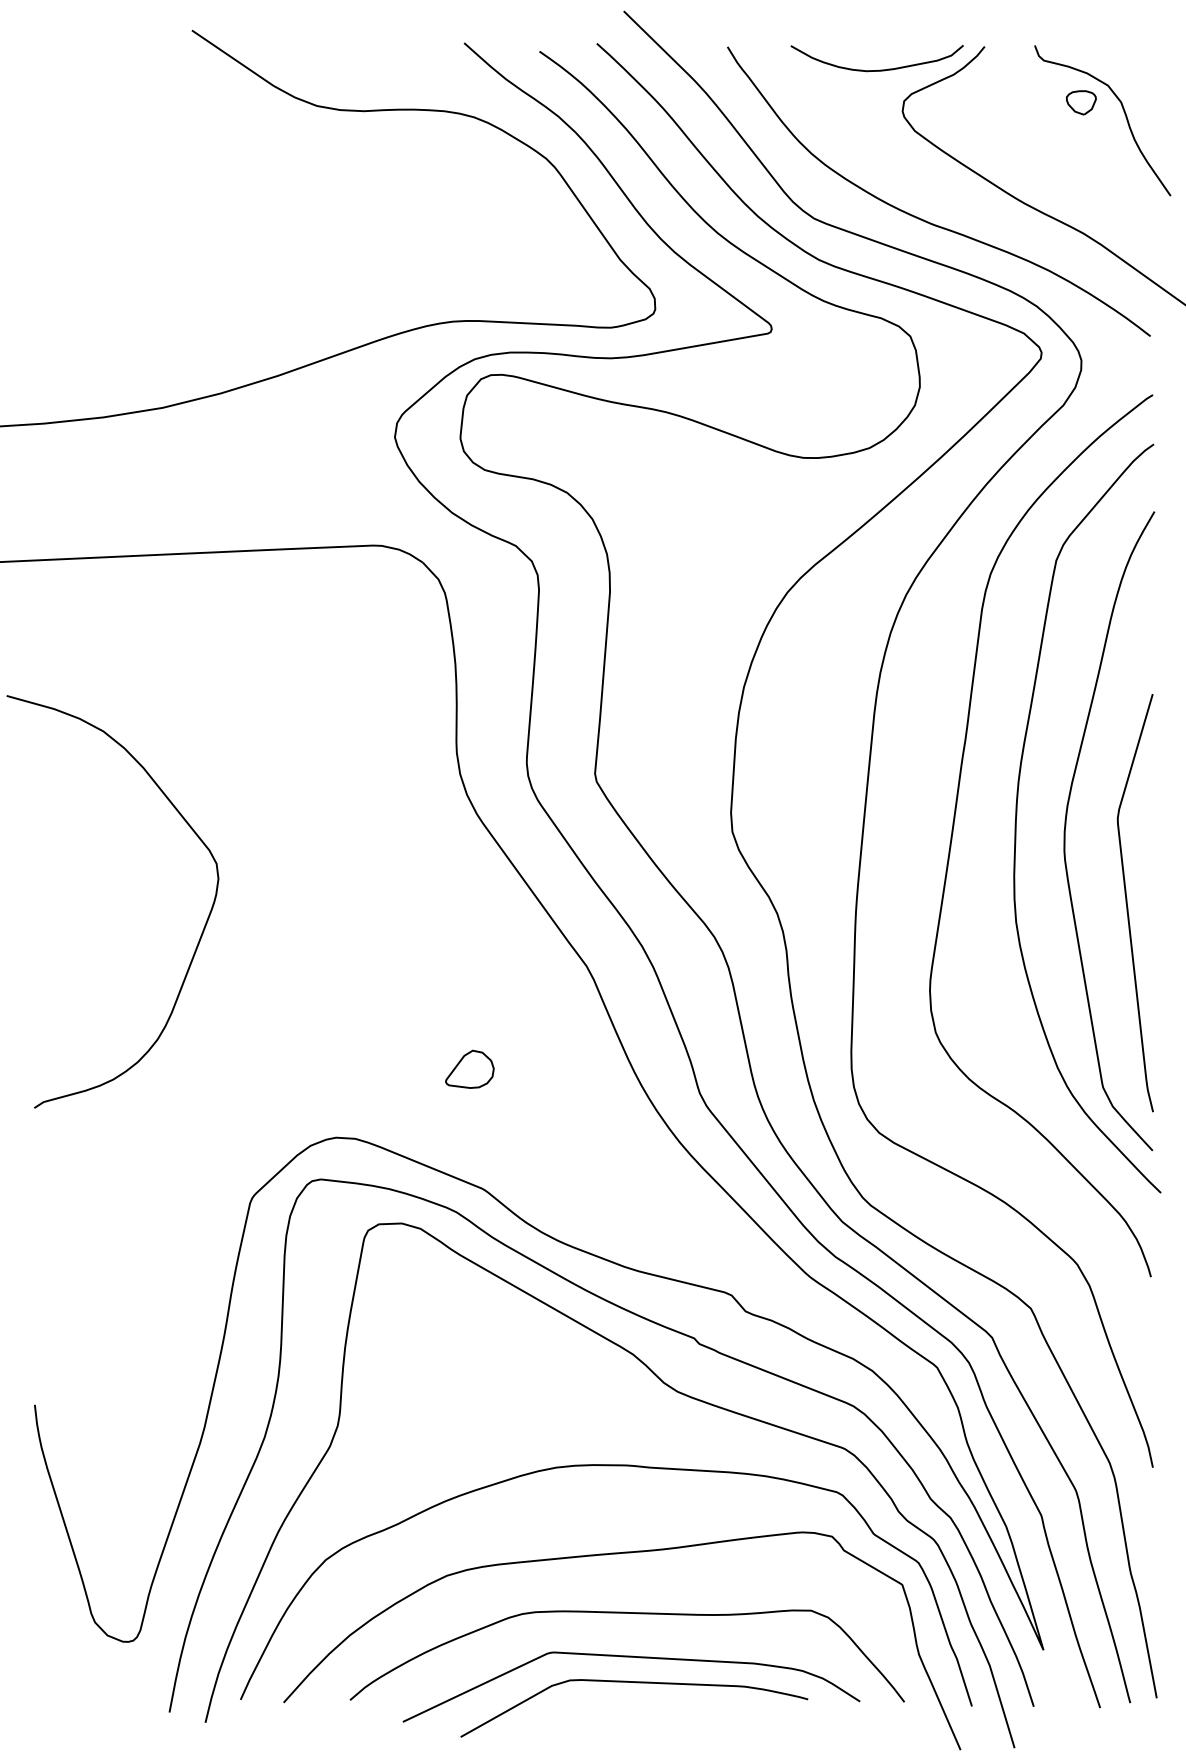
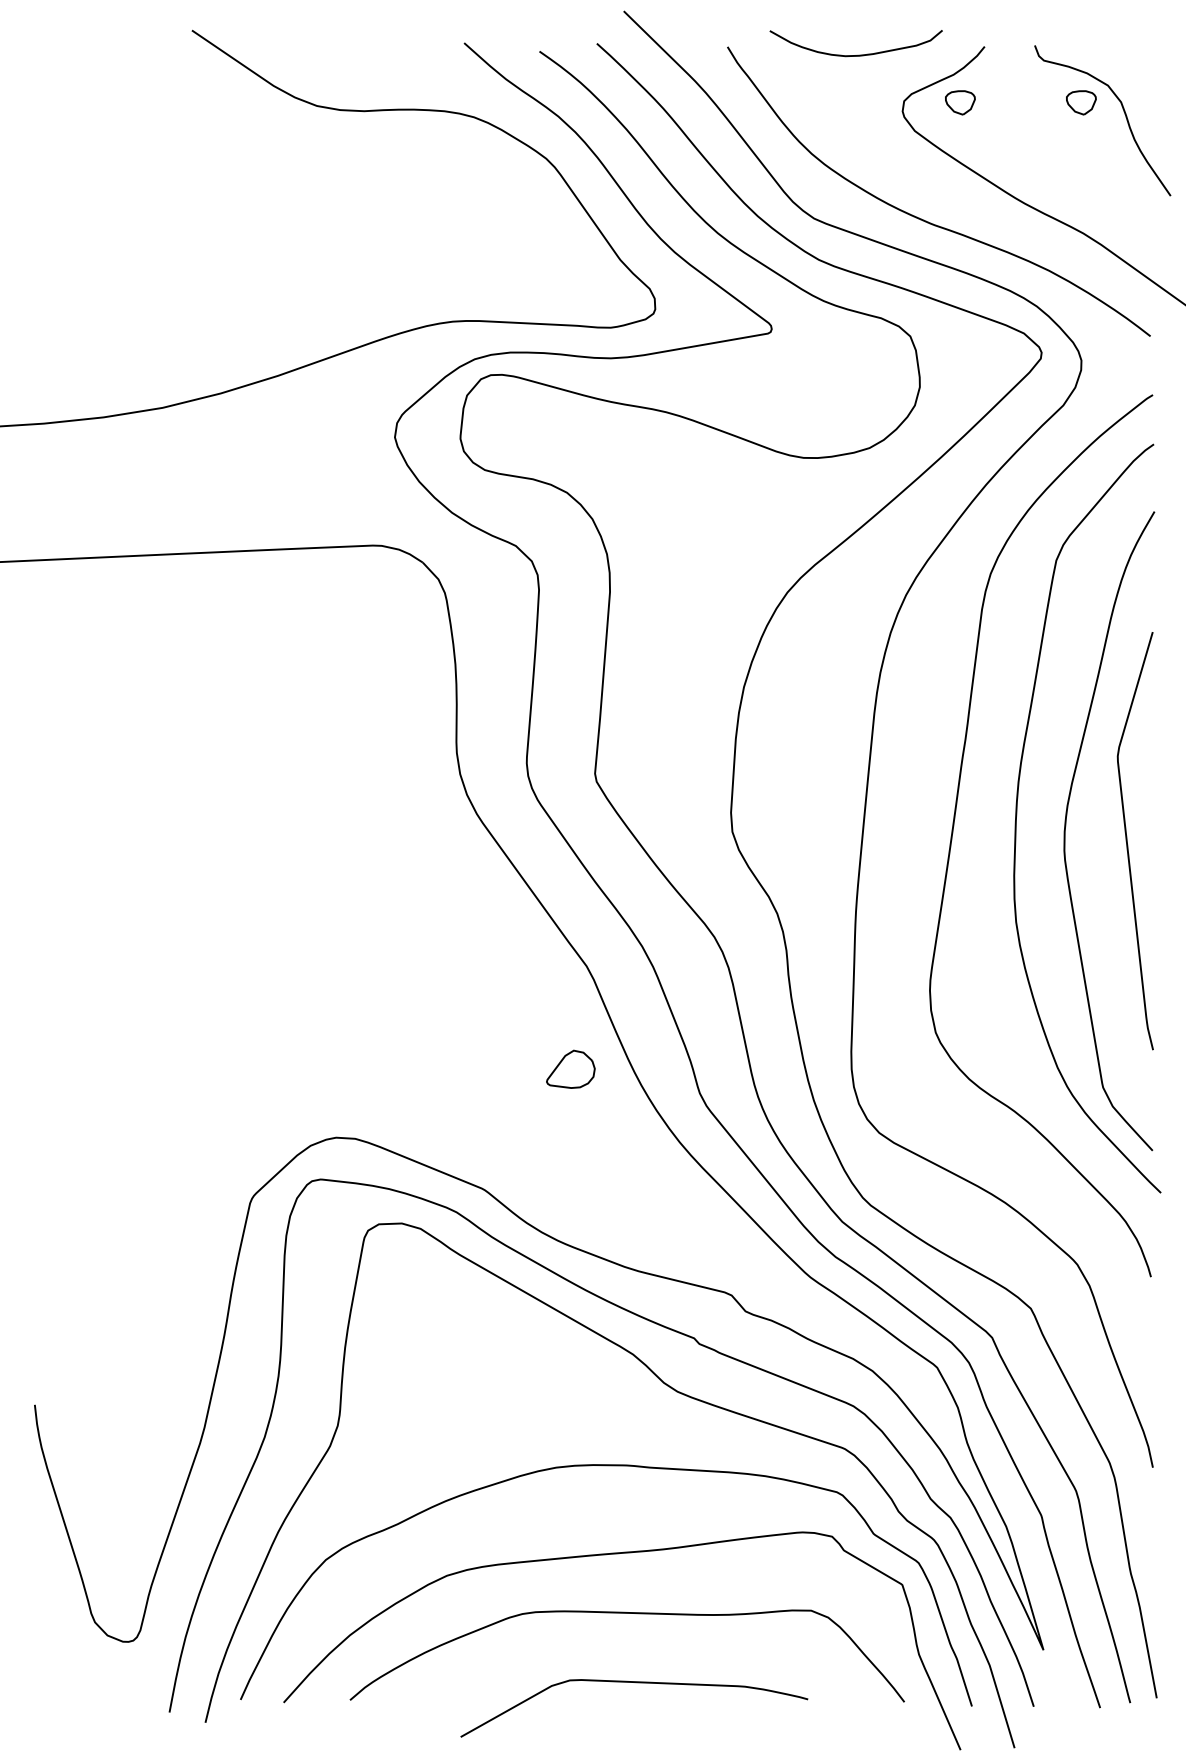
curve position: (878, 69) -> (857, 54) (857, 54)
part: none -> present (960, 102)
curve position: (1127, 903) -> (1127, 841) (1127, 841)
curve: present -> none (201, 932)
part position: (469, 1068) -> (570, 1068) (570, 1068)
curve: present -> none (631, 1657)
